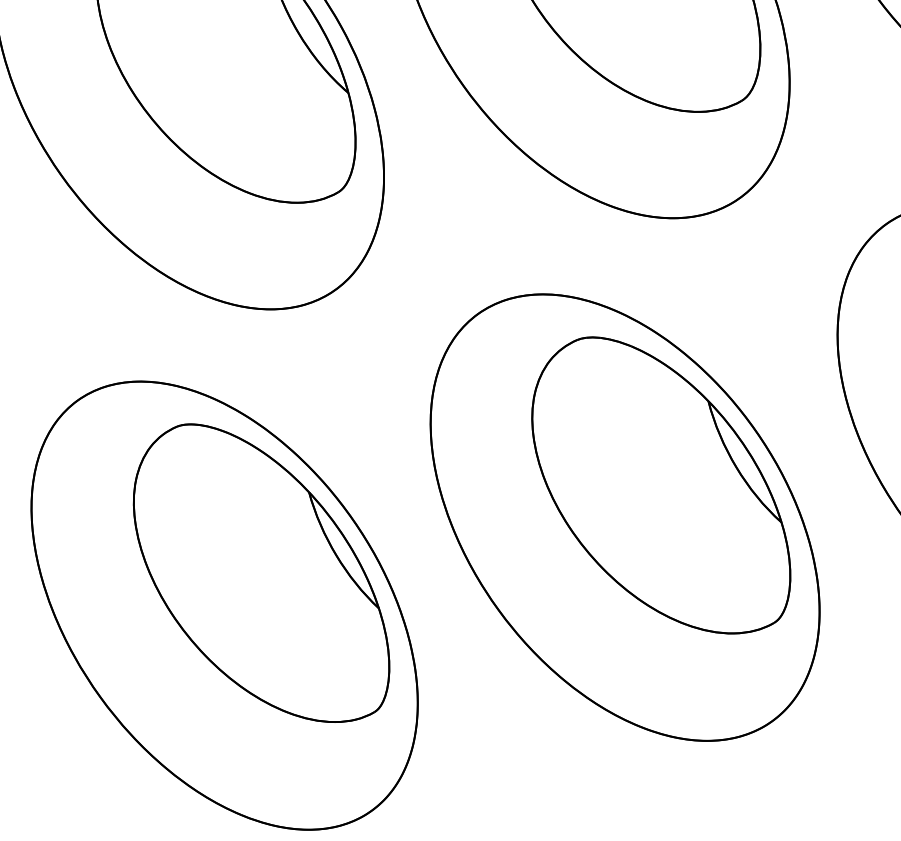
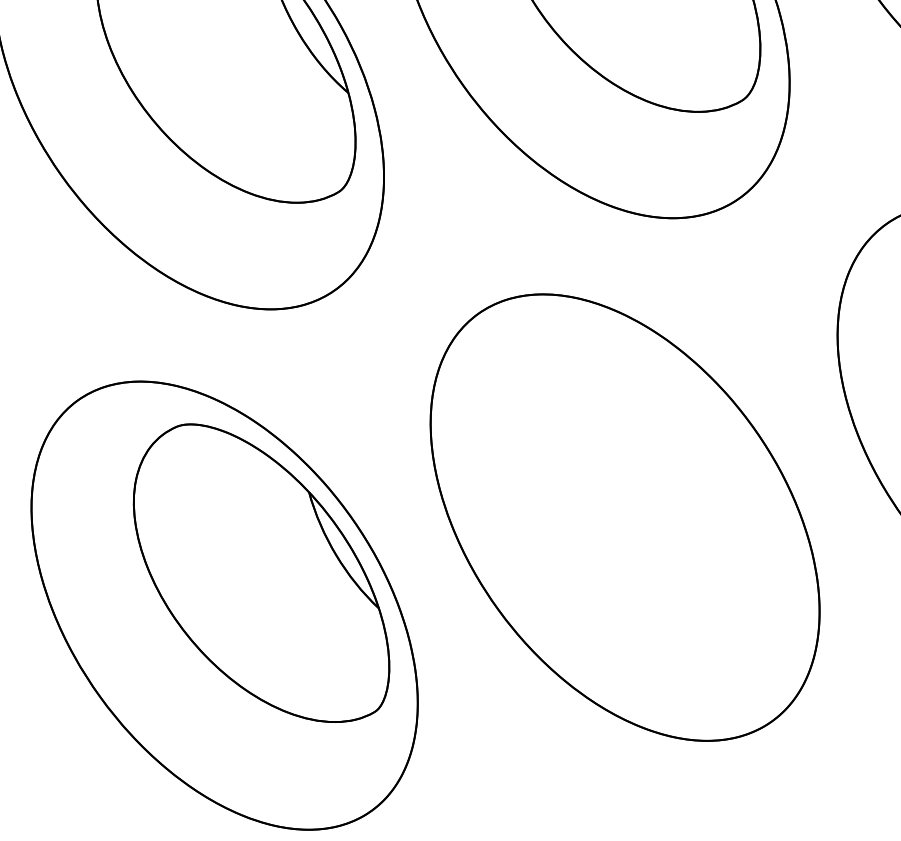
part: present -> none (661, 485)
